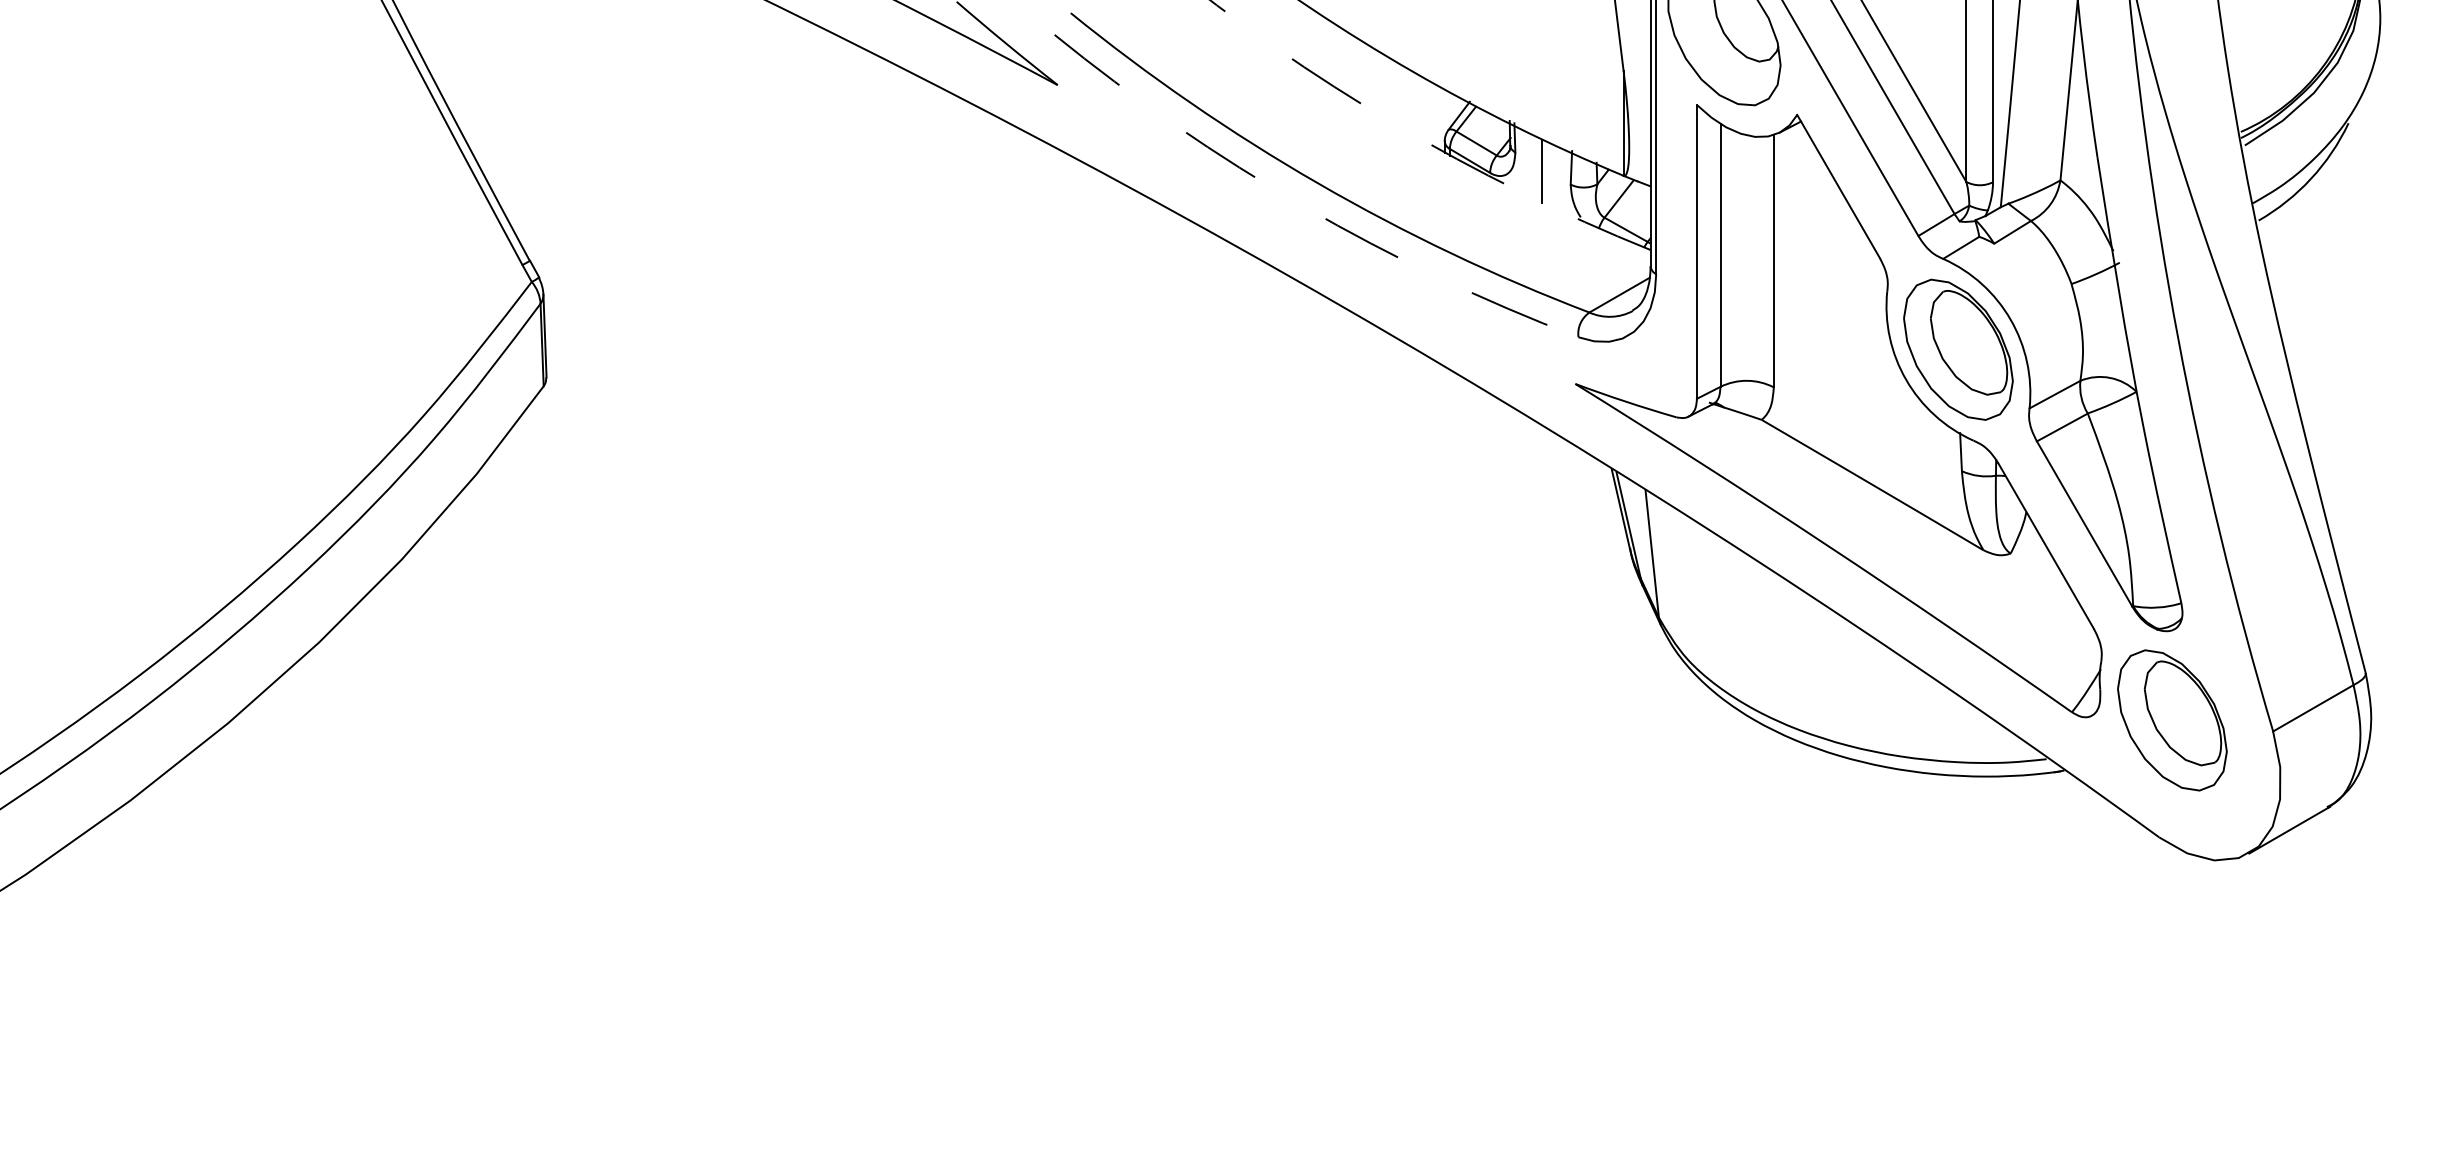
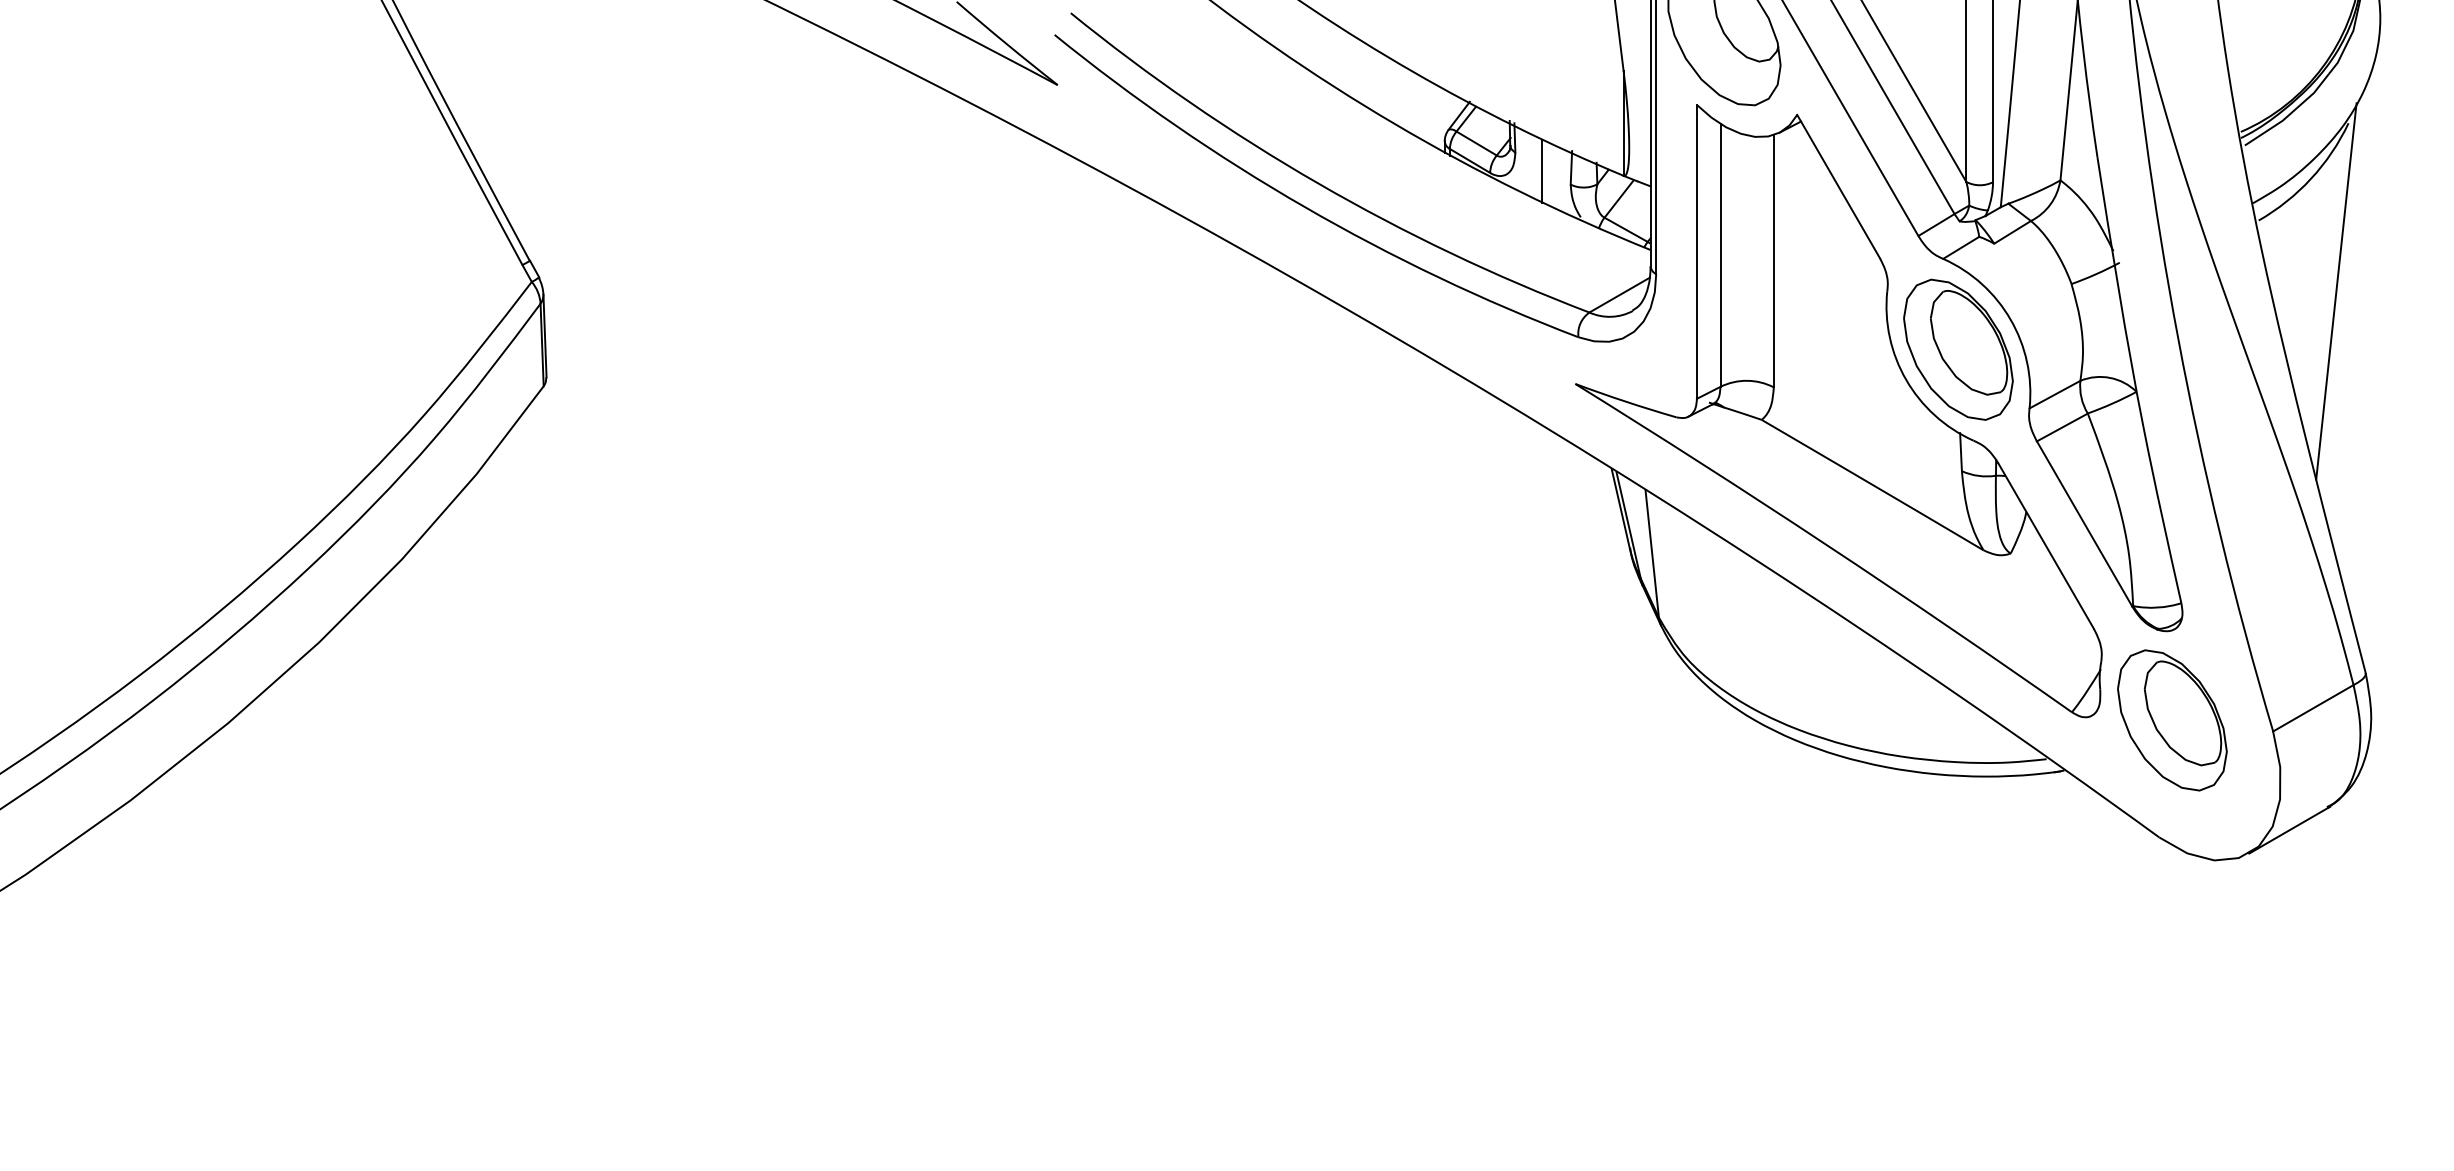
arc: dashed -> solid (1422, 139)
arc: dashed -> solid (1304, 206)
line: none -> present (2336, 291)
